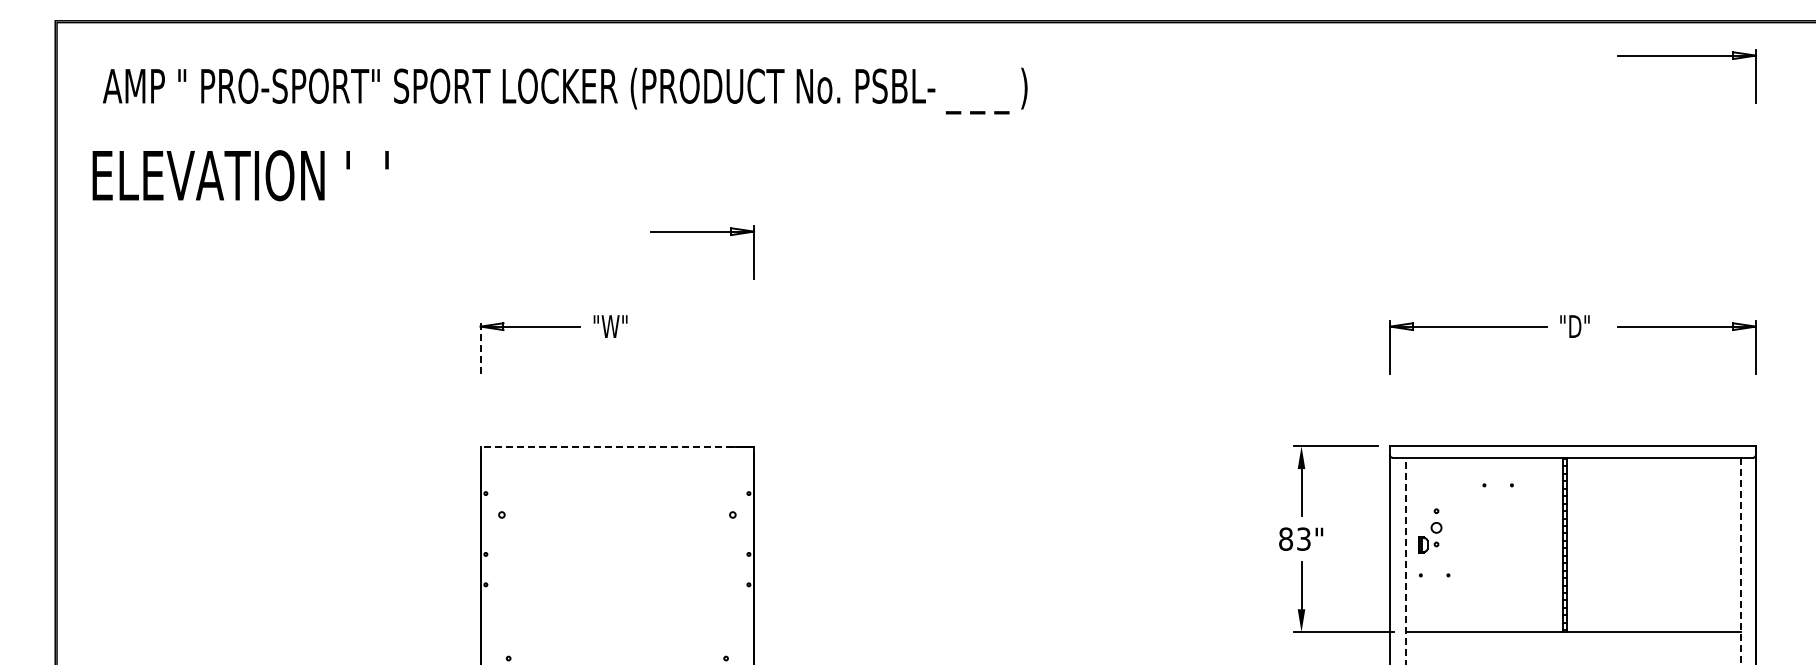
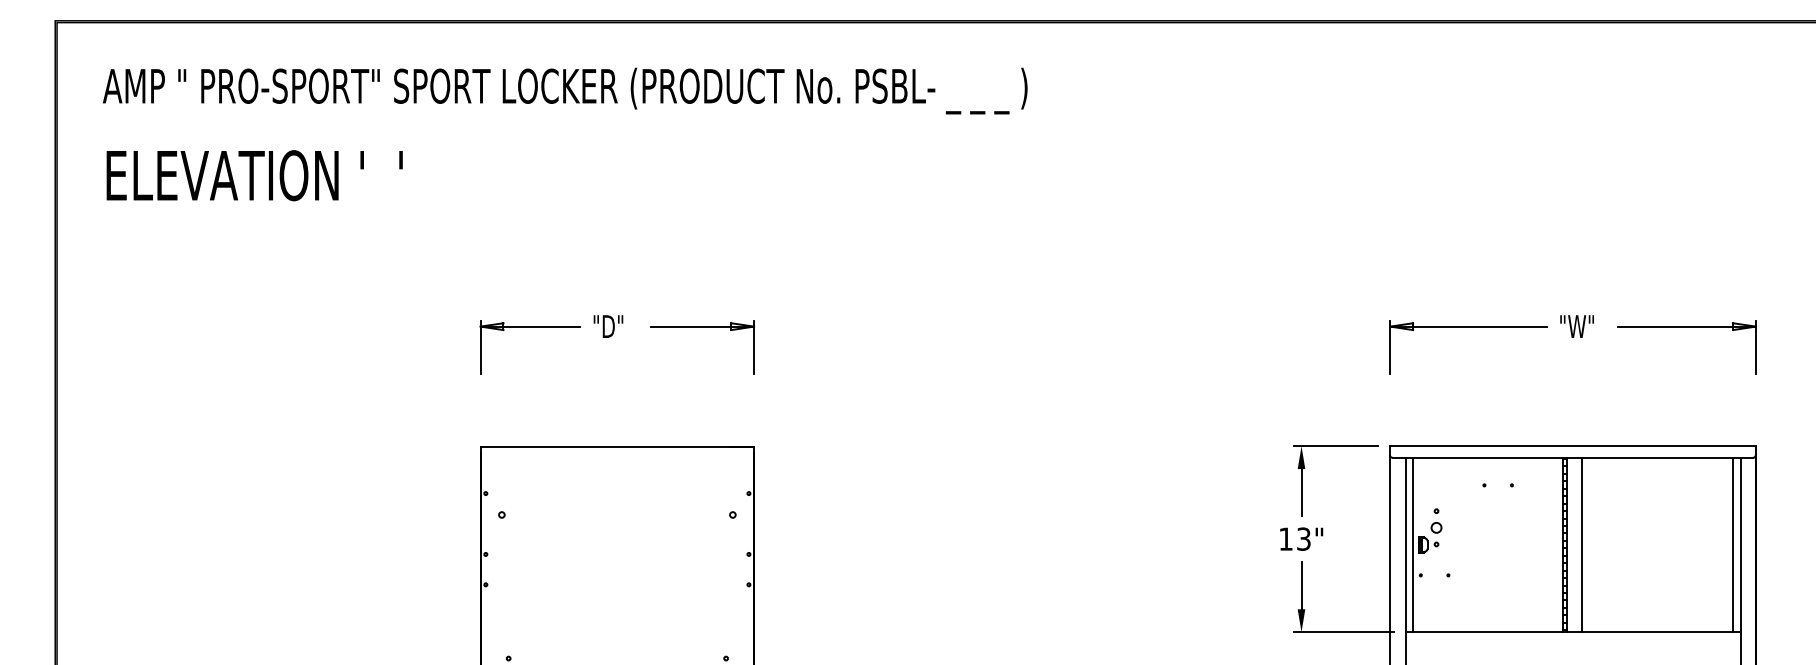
part: present -> none (1686, 56)
text position: (240, 175) -> (254, 175) (254, 175)
part position: (702, 232) -> (702, 327) (702, 327)
text: "W" -> "D" (614, 326)
text: "D" -> "W" (1580, 326)
line: dashed -> solid (480, 347)
line: dashed -> solid (611, 446)
text: 83" -> 13" (1286, 538)
line: none -> present (1413, 544)
line: none -> present (1581, 544)
line: none -> present (1733, 544)
line: dashed -> solid (1405, 560)
line: dashed -> solid (1740, 561)
